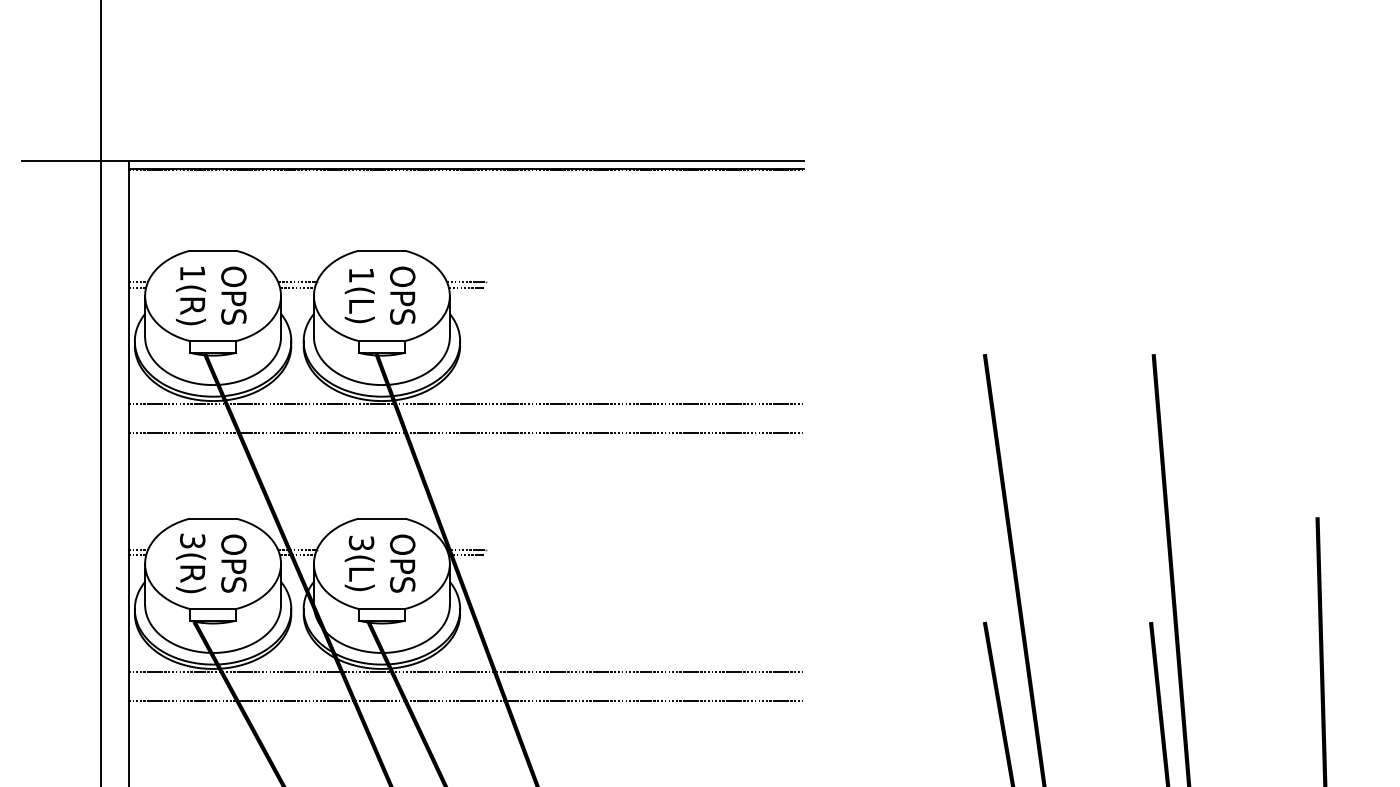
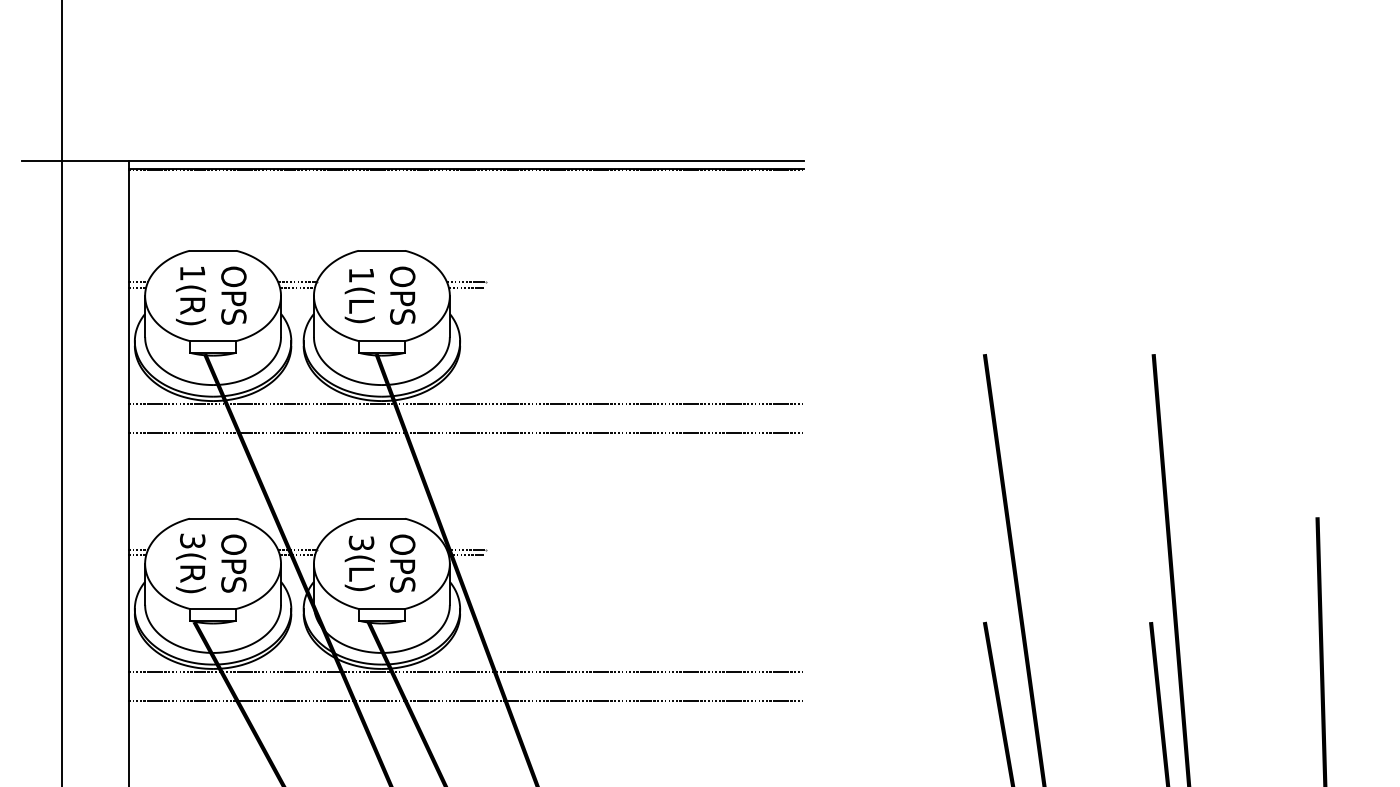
line position: (101, 392) -> (62, 392) (62, 392)
